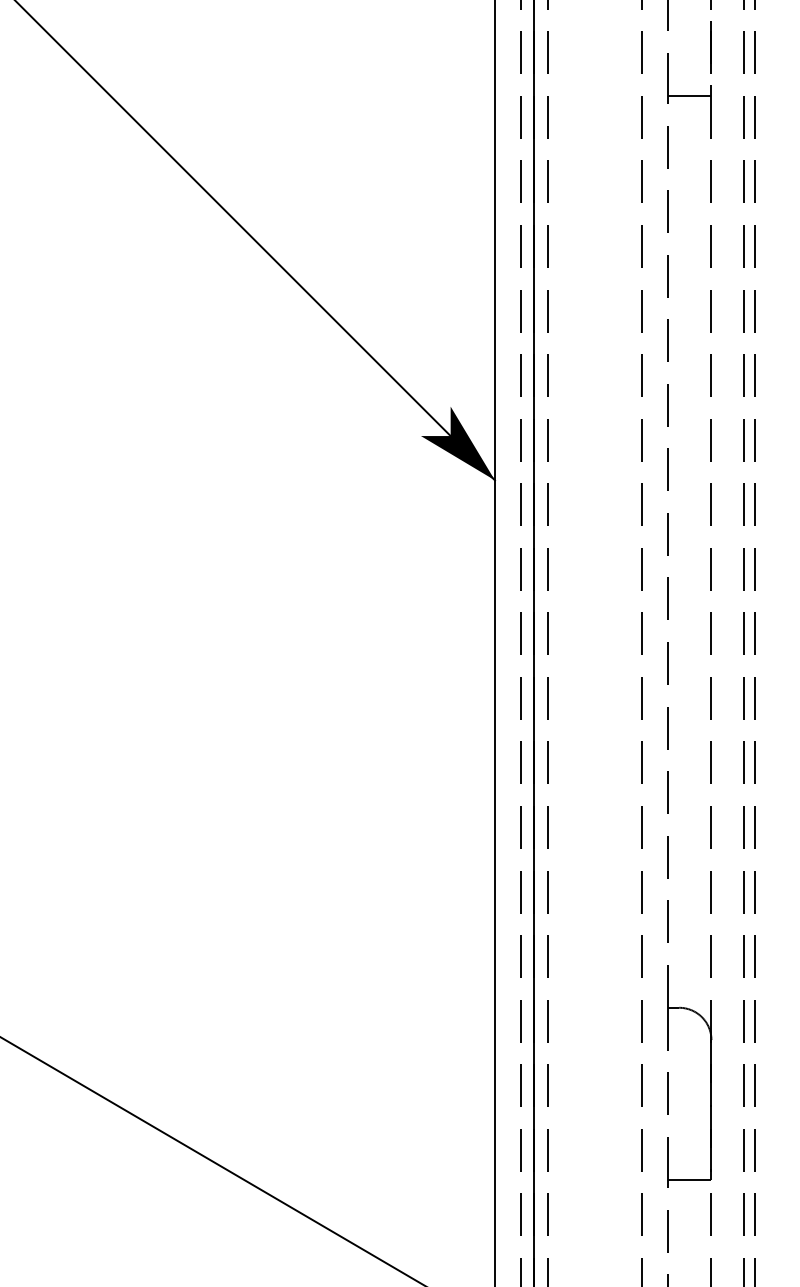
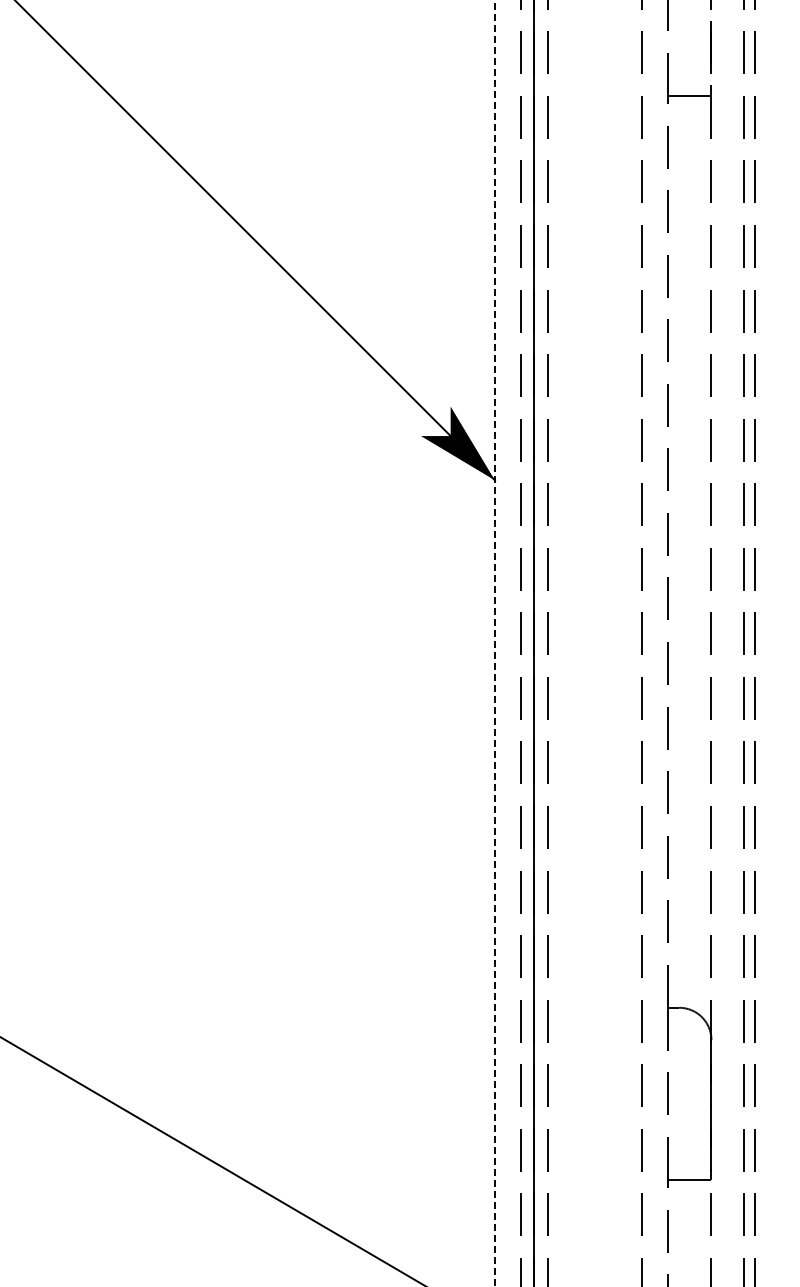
line: solid -> dashed (494, 643)
